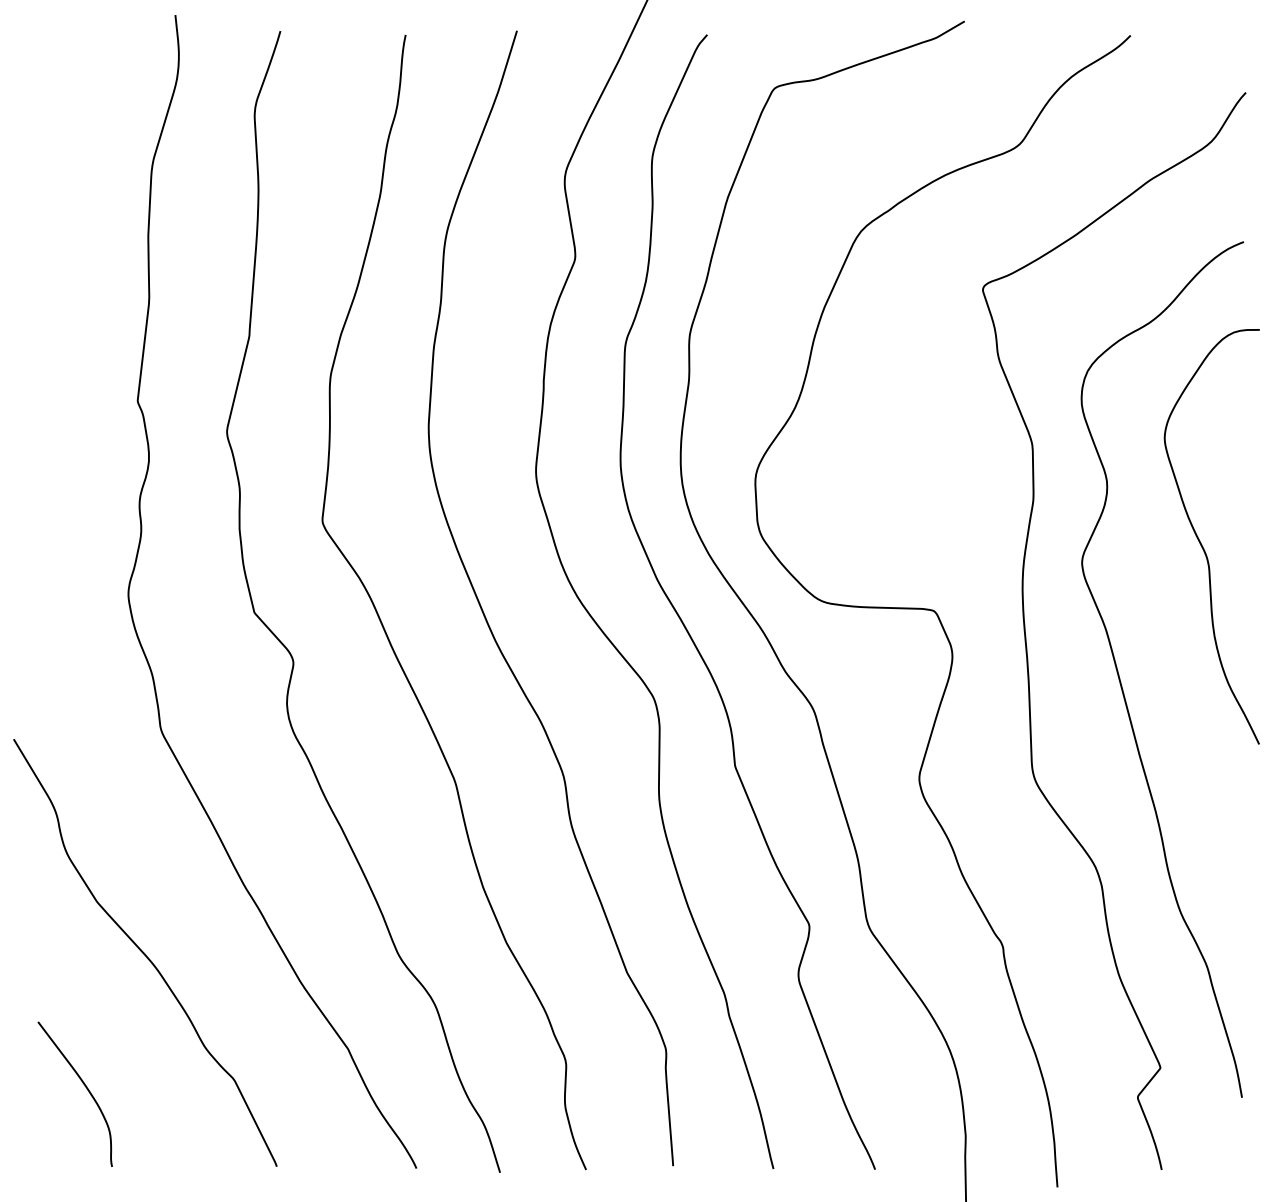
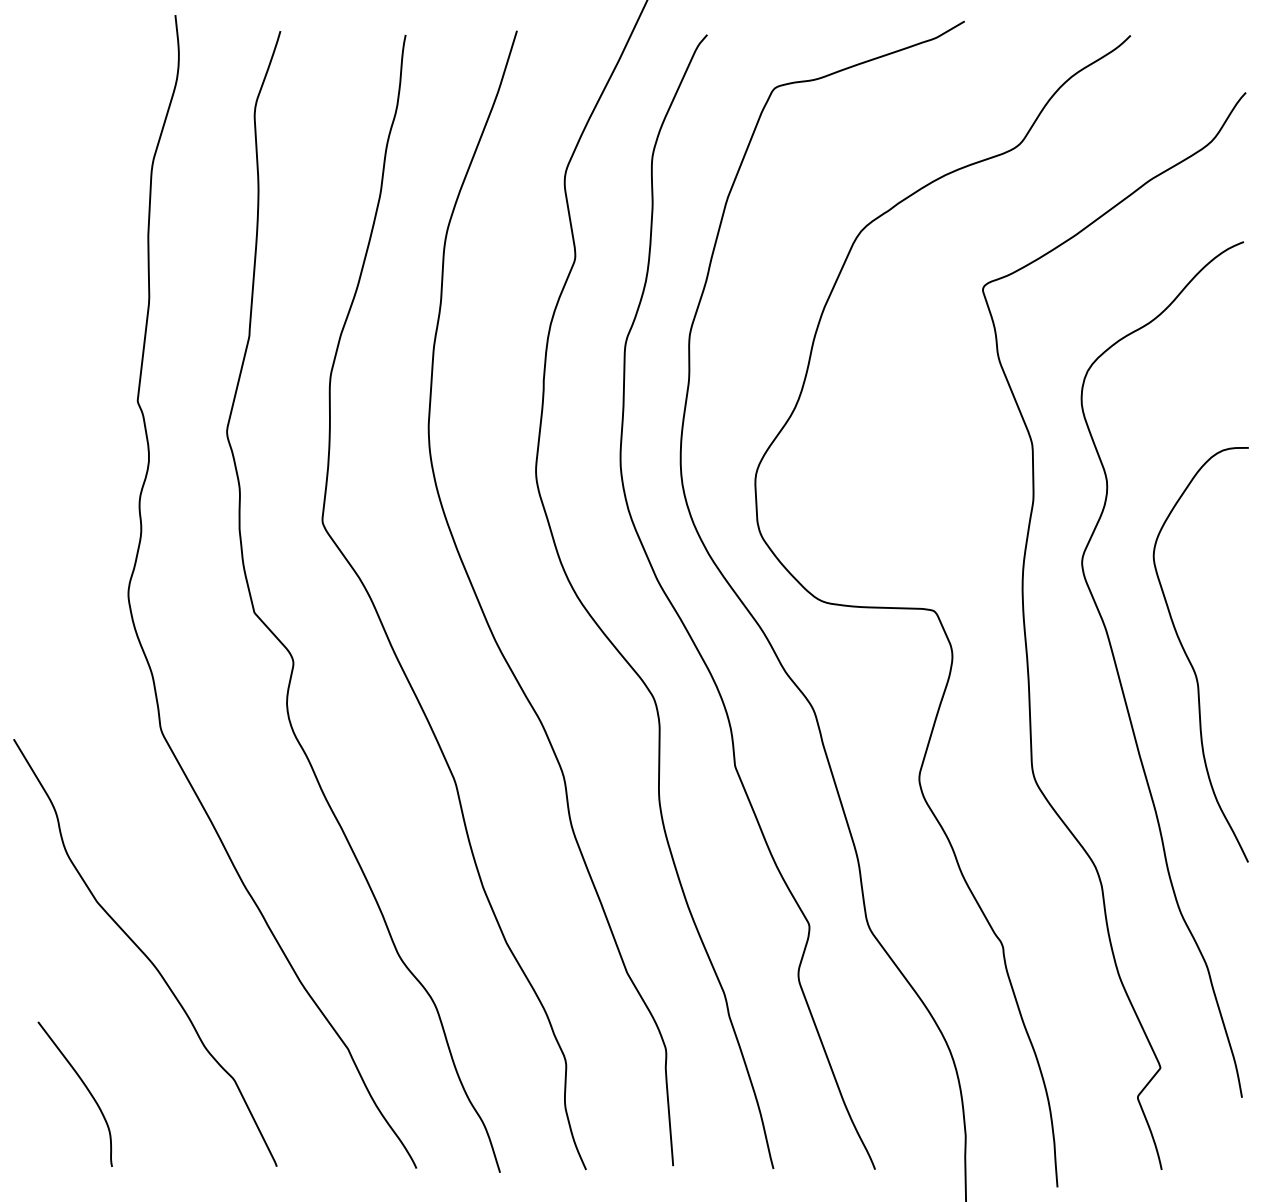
curve position: (1201, 542) -> (1190, 660) (1190, 660)
